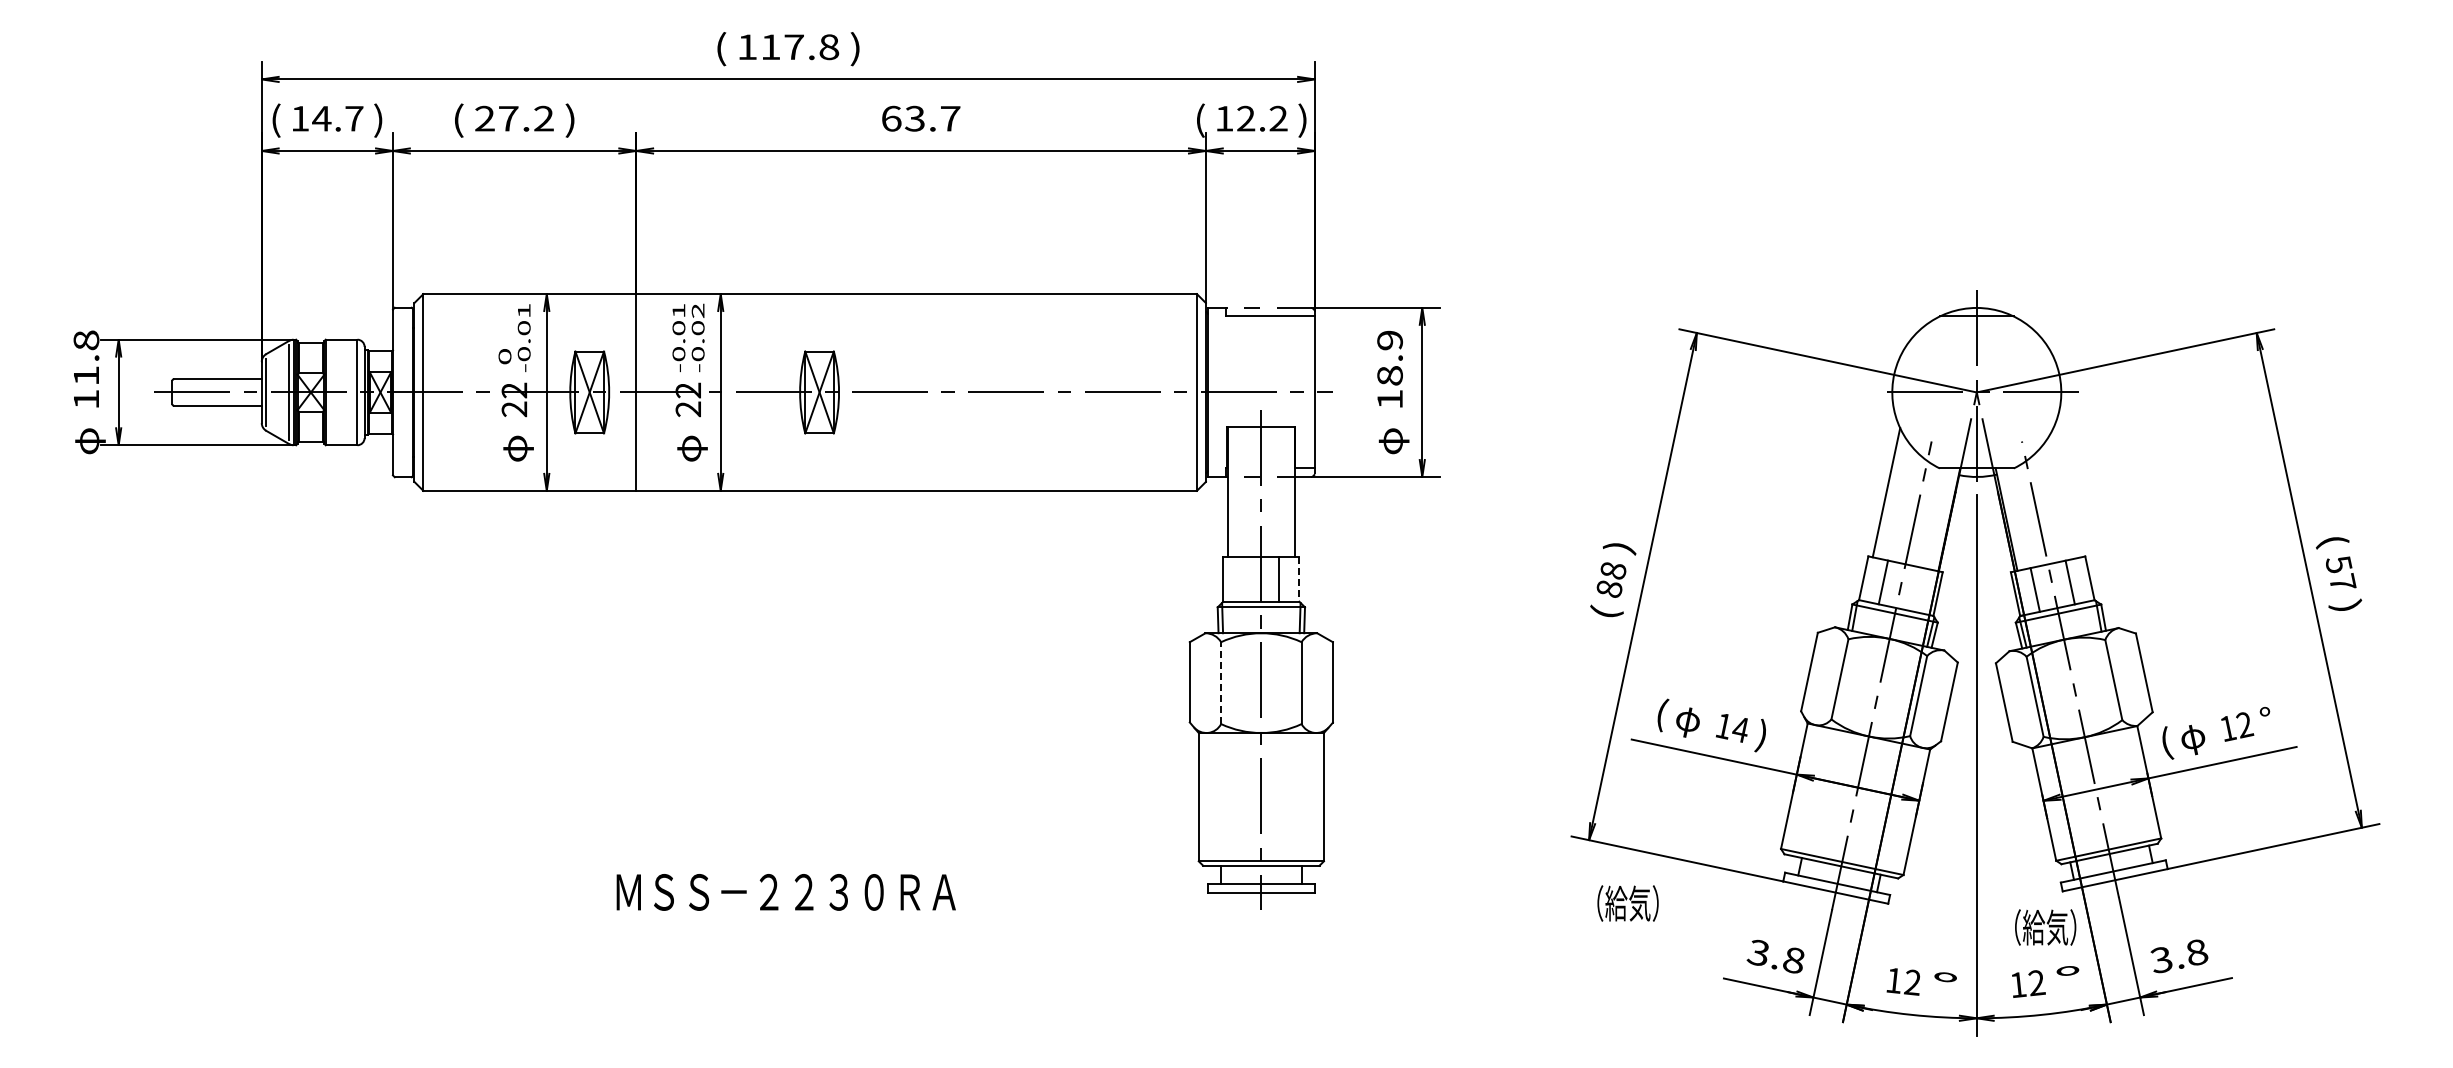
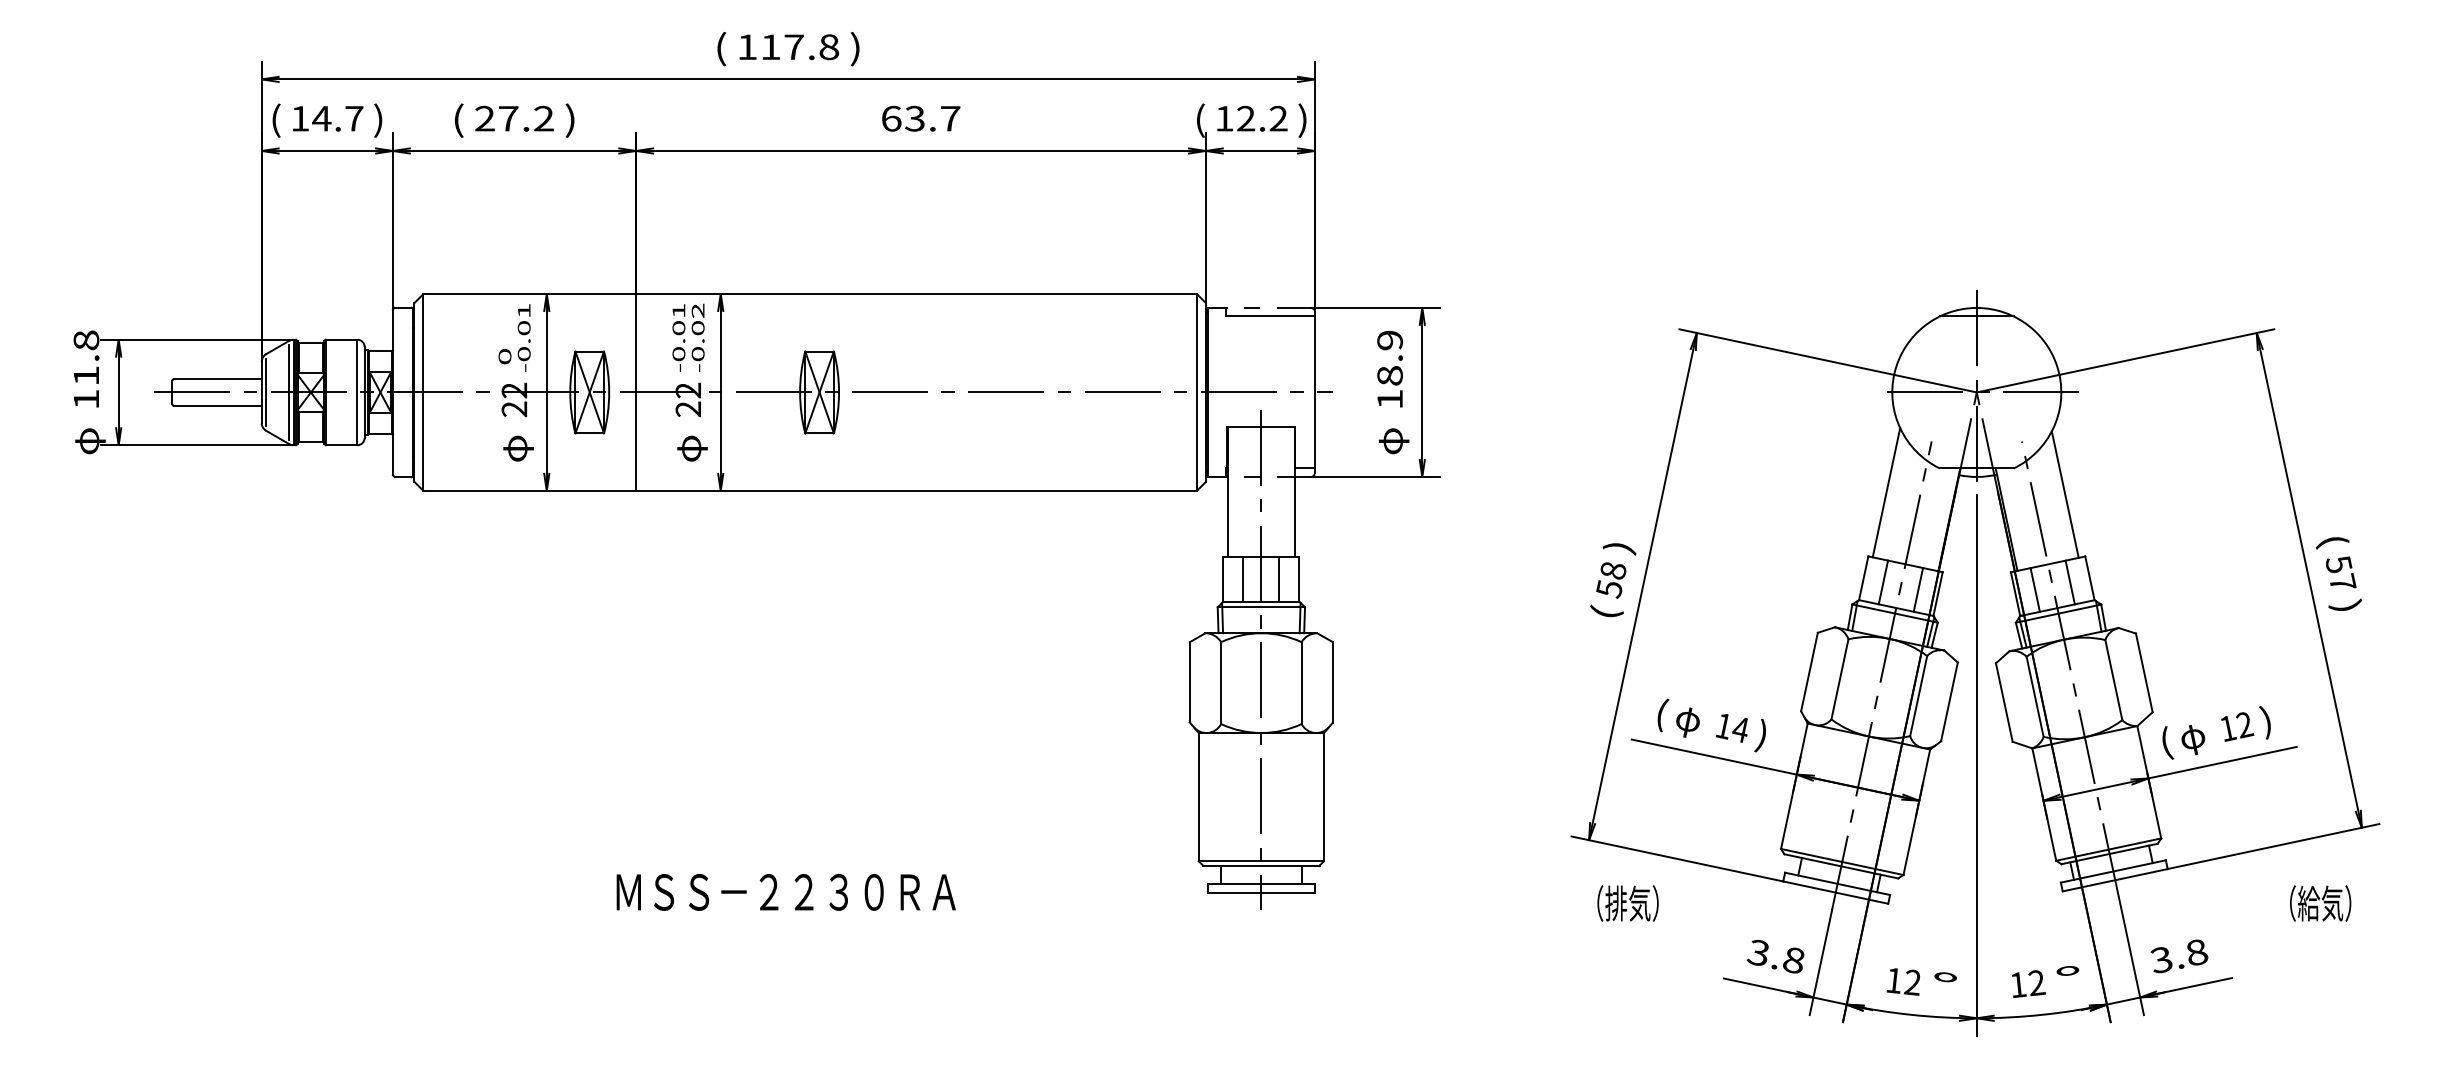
line: none -> present (2064, 494)
line: none -> present (1243, 578)
line: dashed -> solid (1299, 579)
text: 88 -> 58 (1609, 589)
line: none -> present (1918, 589)
line: dashed -> solid (1221, 683)
text: ° -> ) (2264, 722)
text: （給気） -> （排気） (1616, 903)
text position: (2045, 927) -> (2320, 903) (2320, 903)
